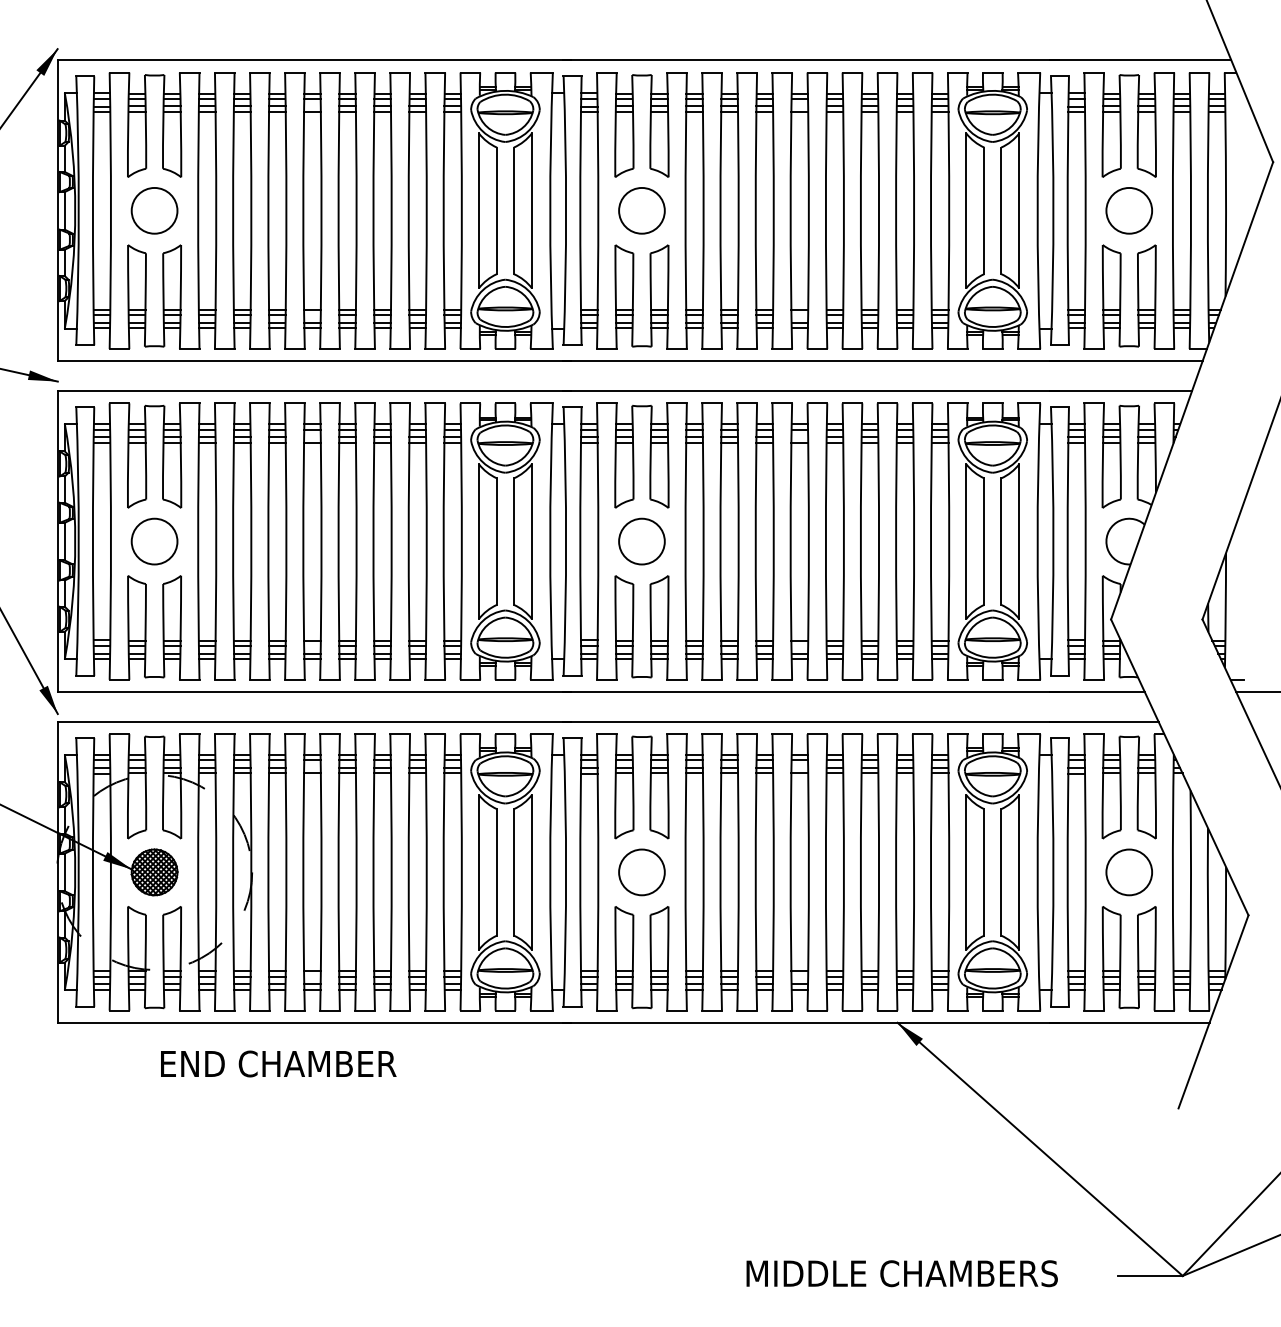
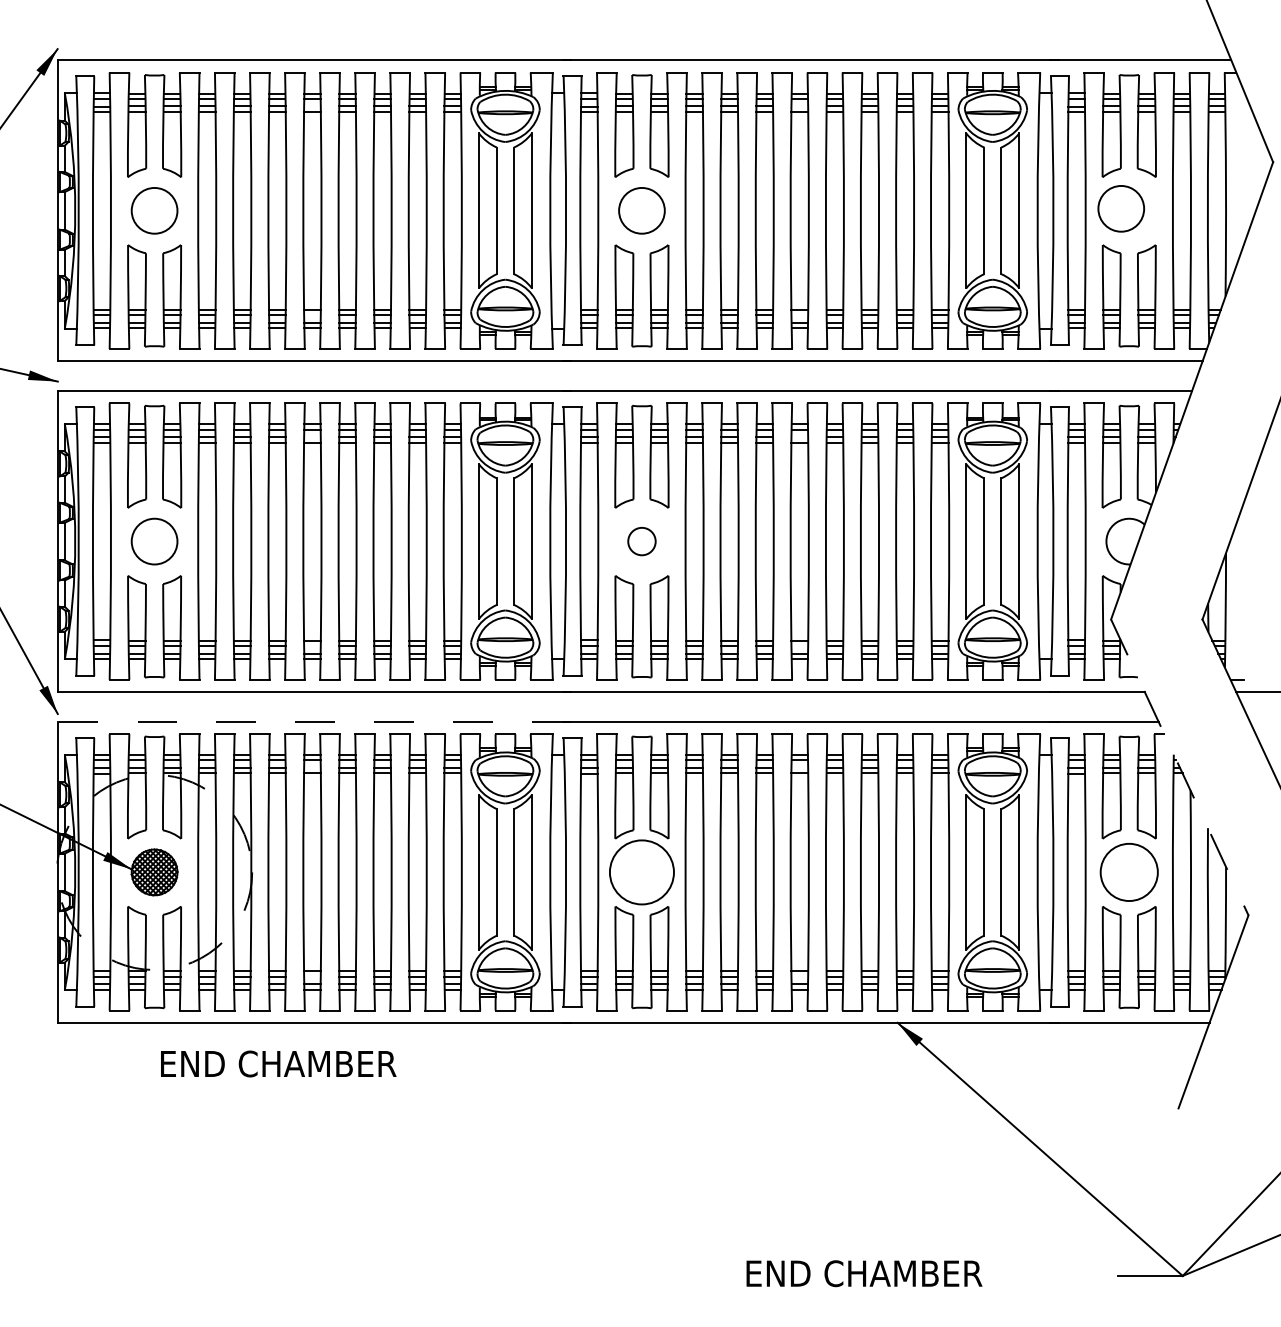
circle position: (1128, 210) -> (1120, 208) (1120, 208)
circle size: 48x49 px -> 30x30 px (641, 541)
line: solid -> dashed (314, 722)
line: solid -> dashed (1180, 767)
circle diameter: 46 px -> 64 px (641, 872)
circle diameter: 46 px -> 57 px (1128, 872)
text: MIDDLE CHAMBERS -> END CHAMBER (903, 1273)
